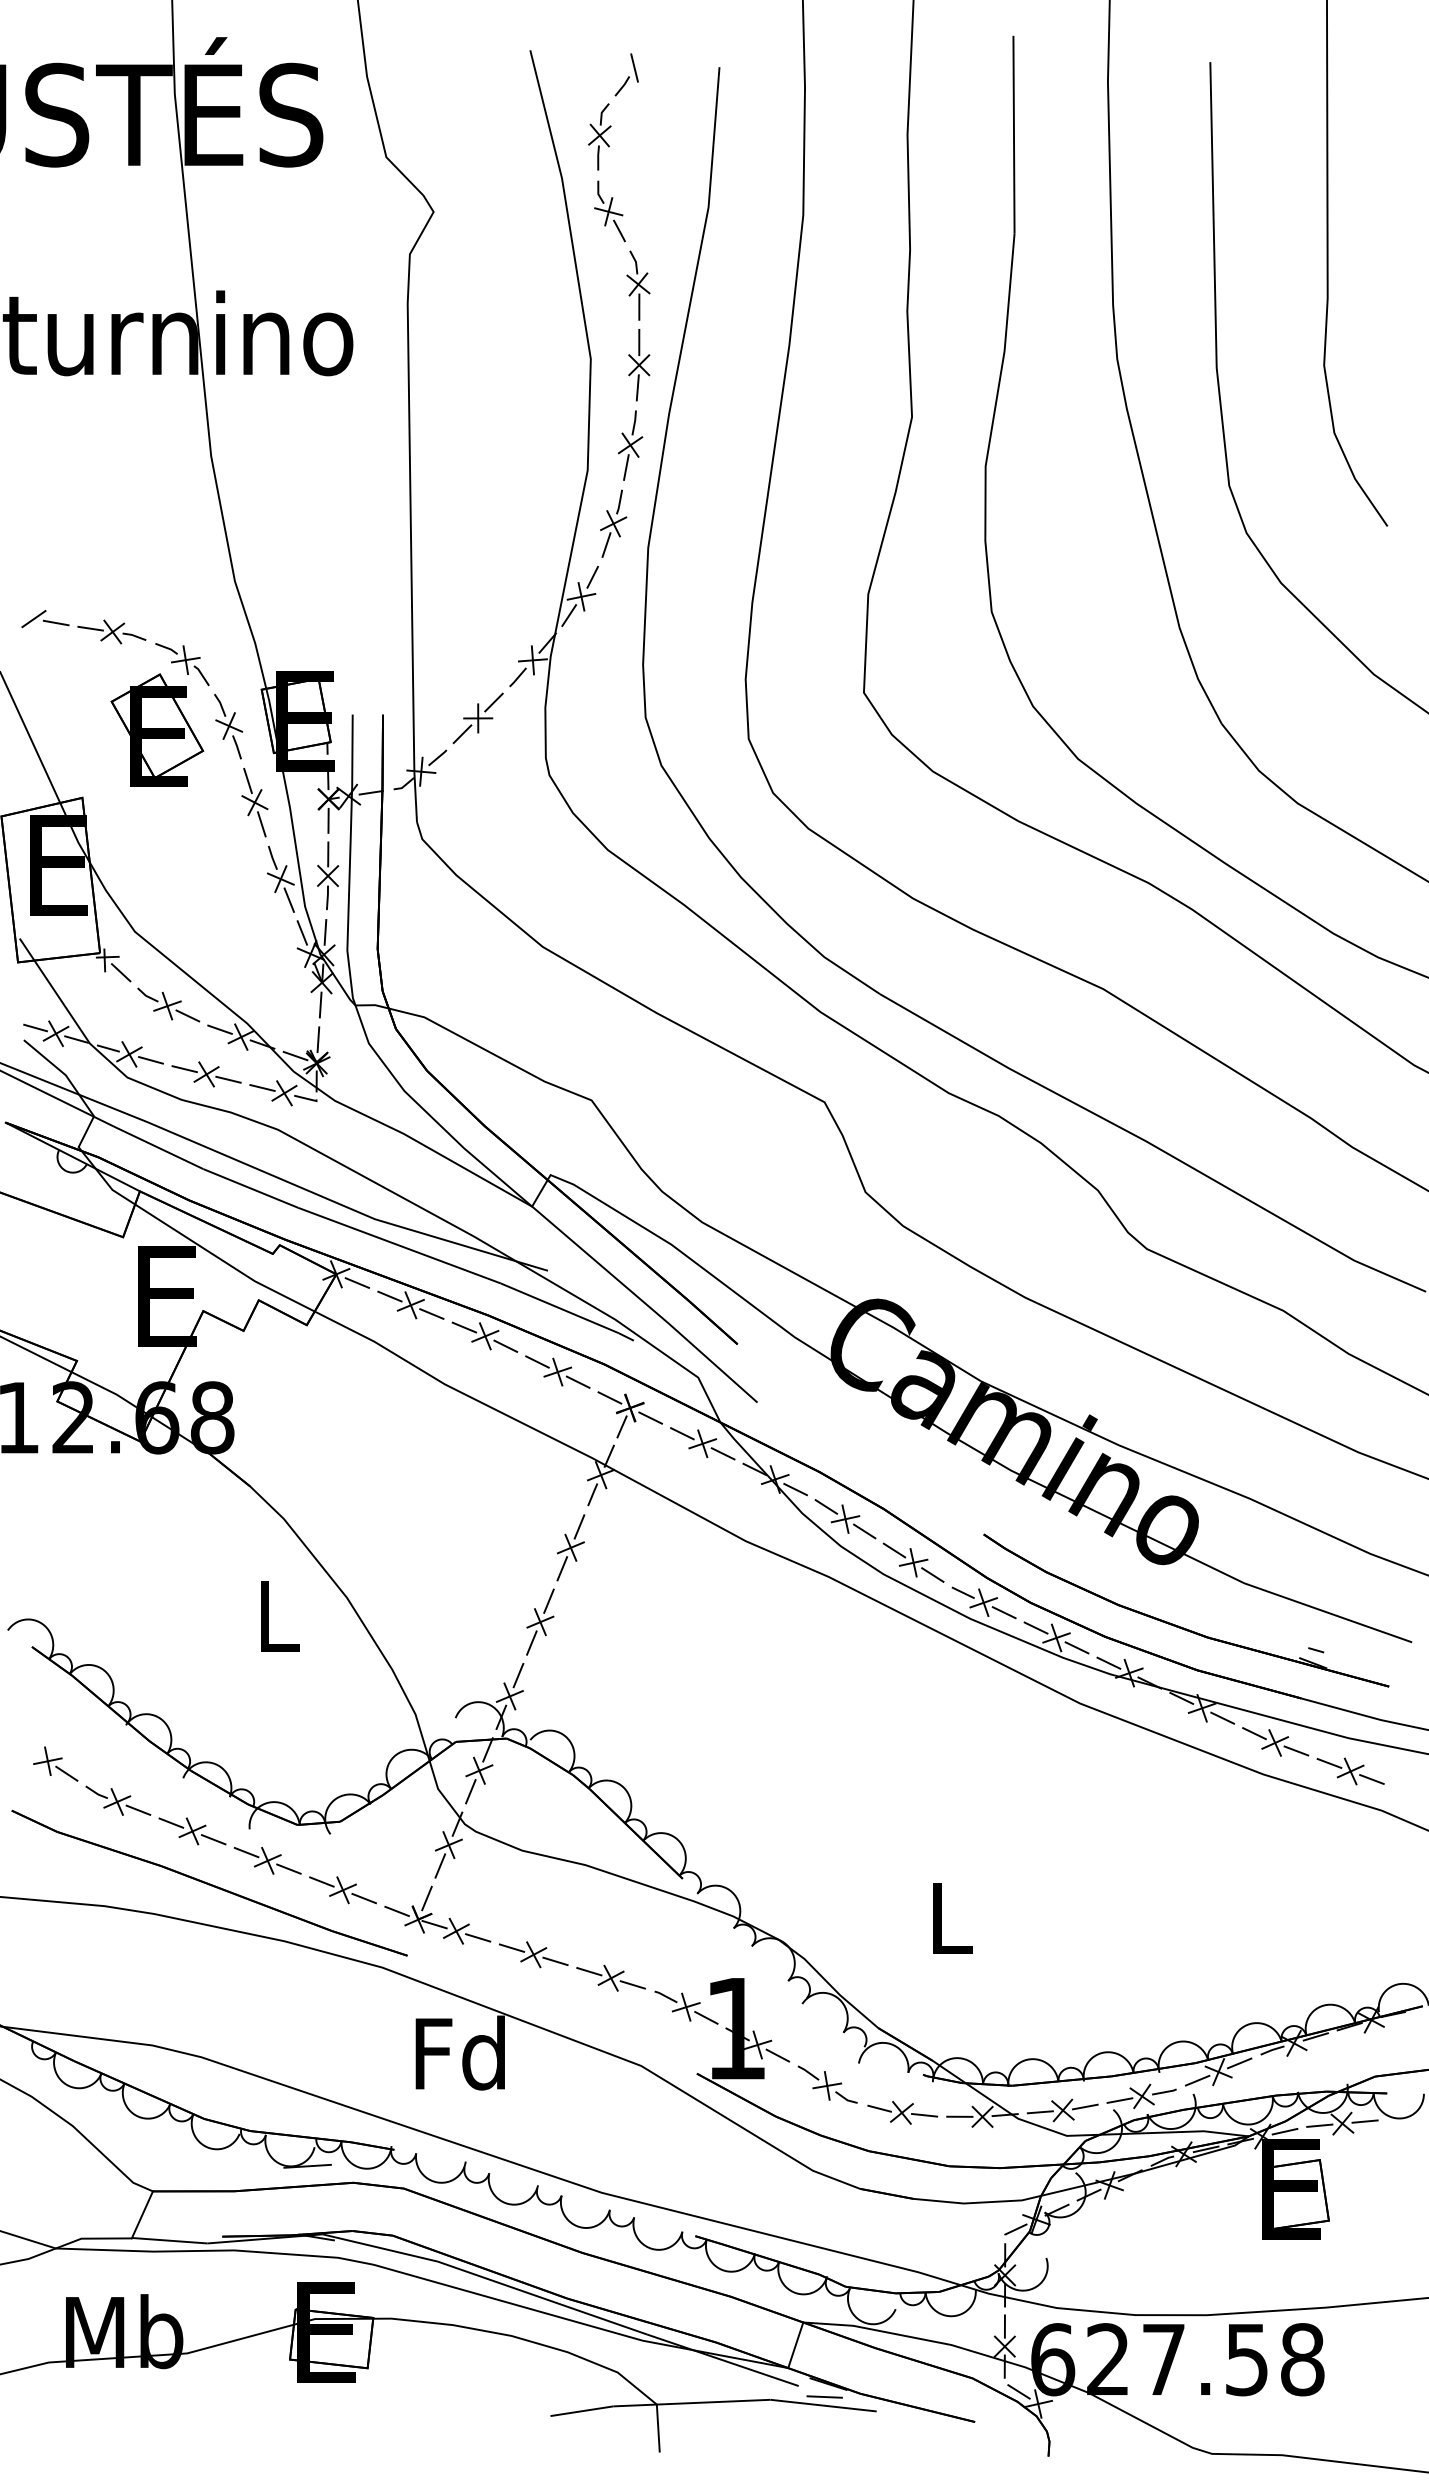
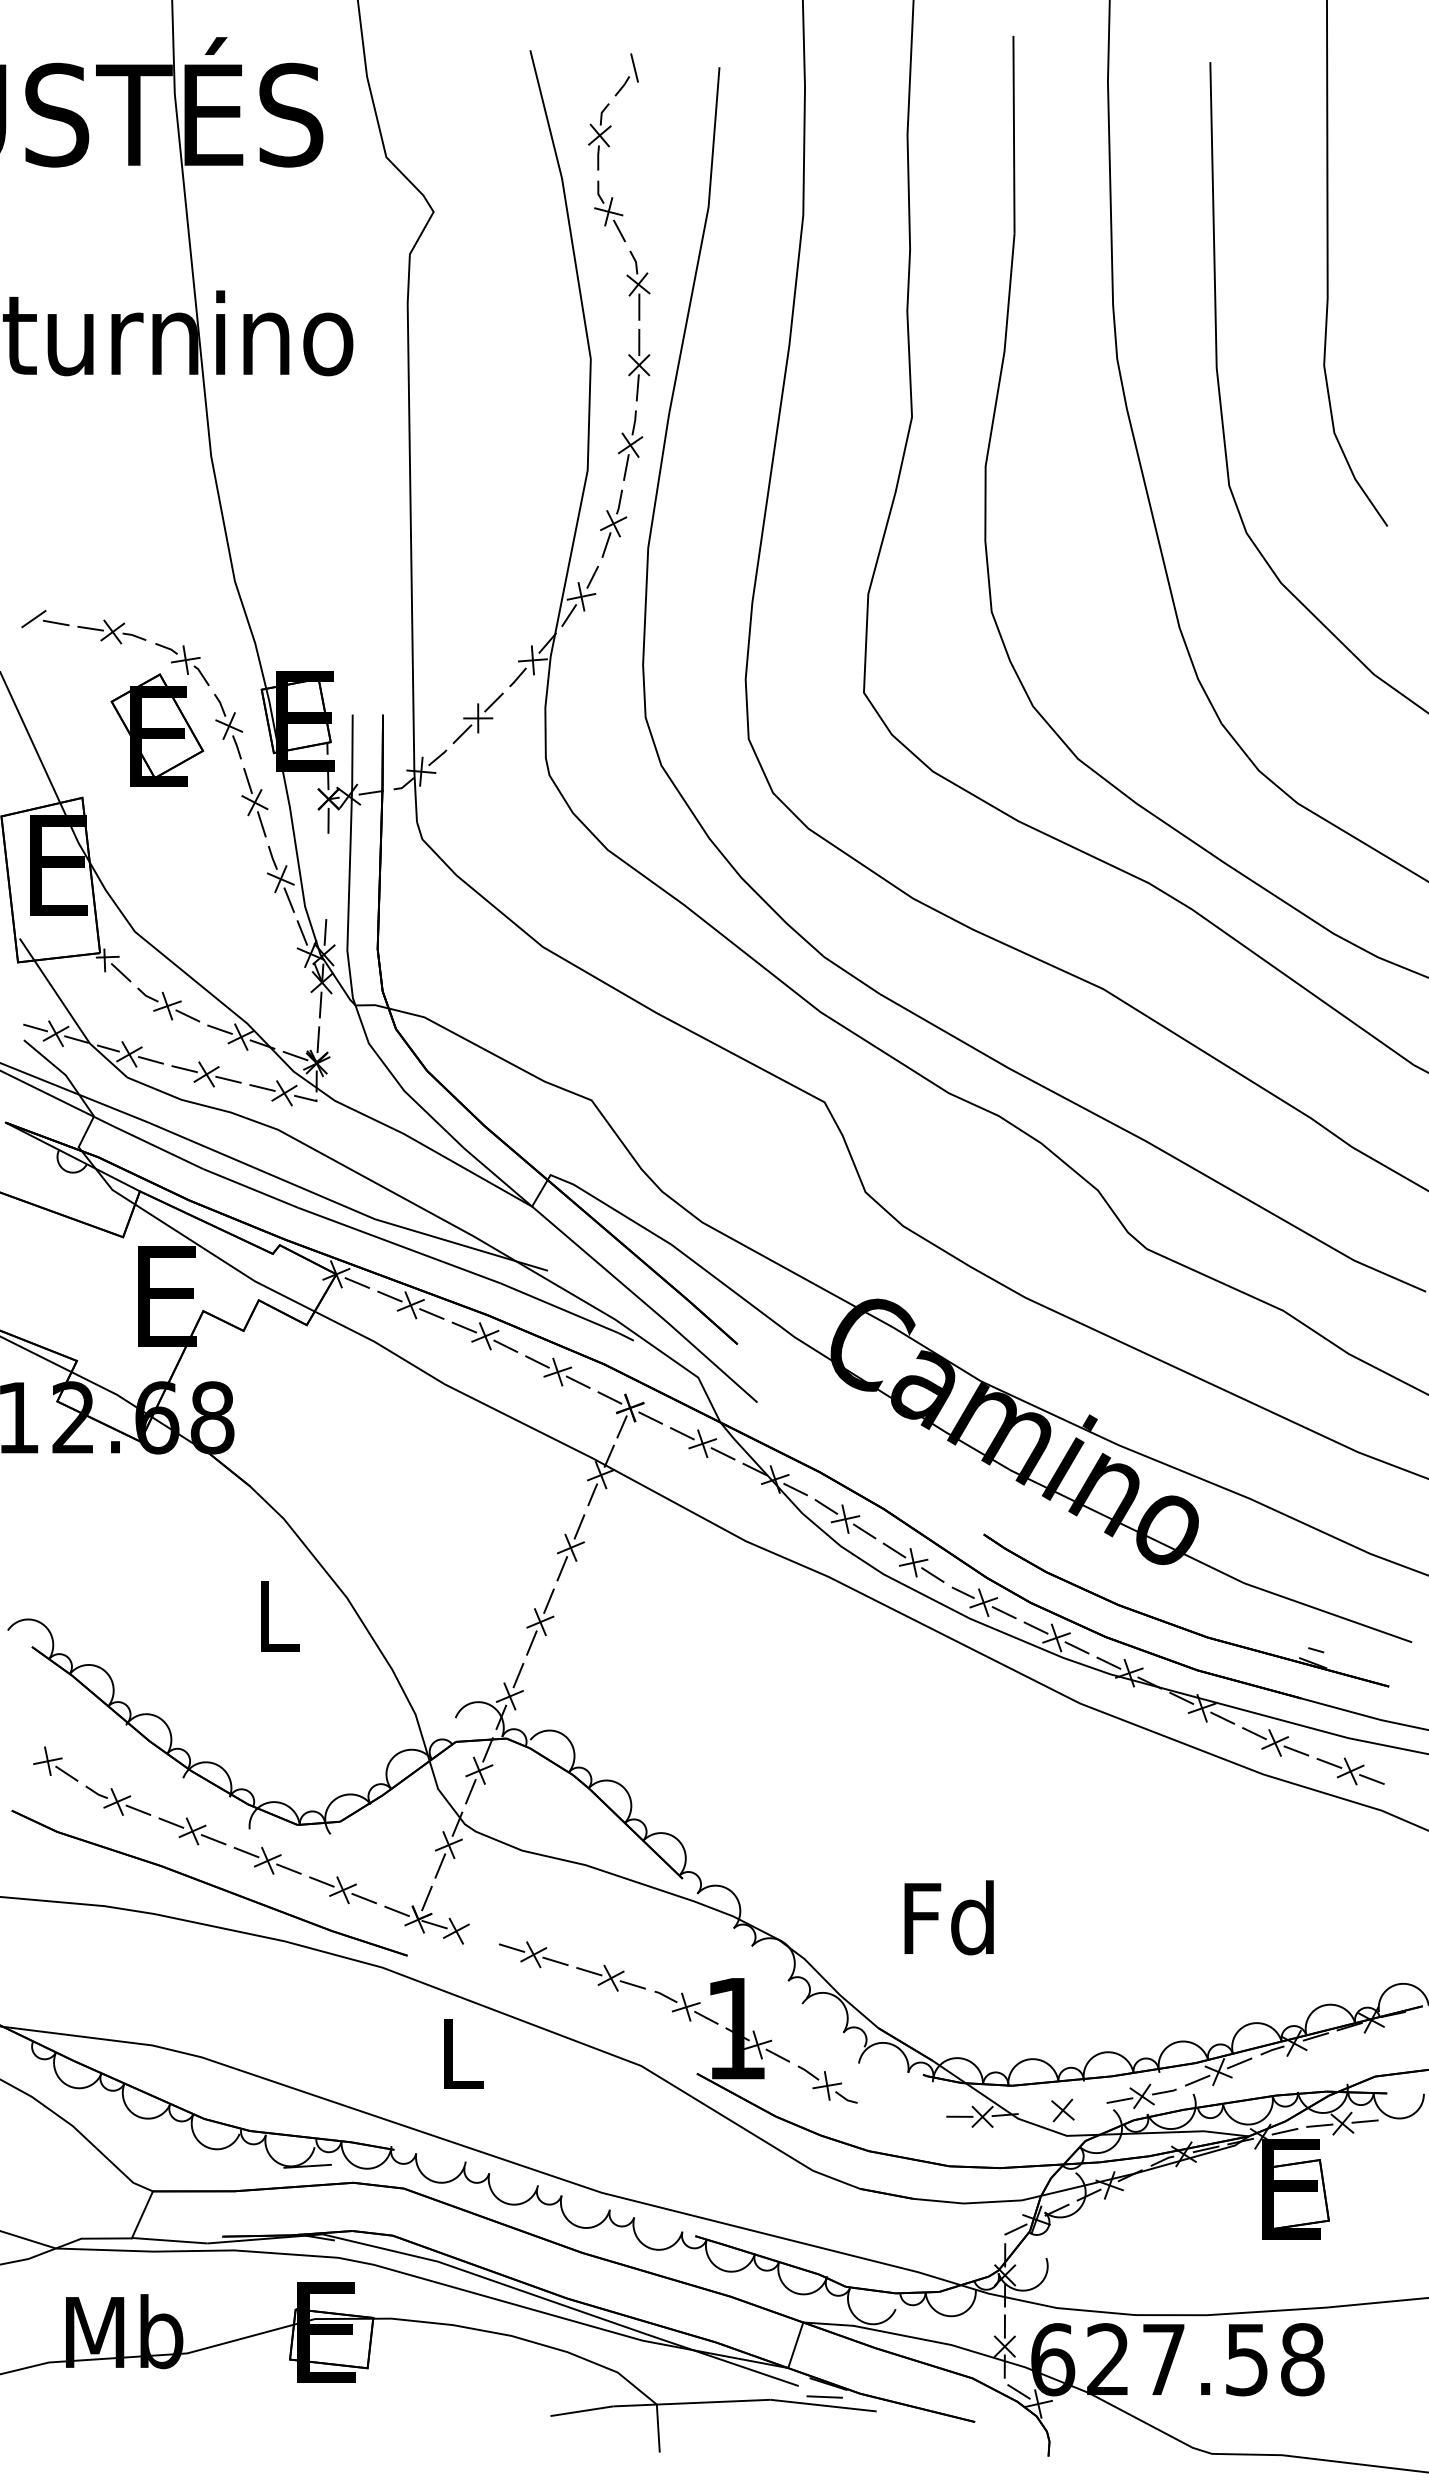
part: present -> none (328, 875)
text: L -> Fd (948, 1917)
line: present -> none (478, 1937)
text: Fd -> L (459, 2052)
line: present -> none (1084, 2106)
part: present -> none (902, 2112)
line: present -> none (1039, 2112)
